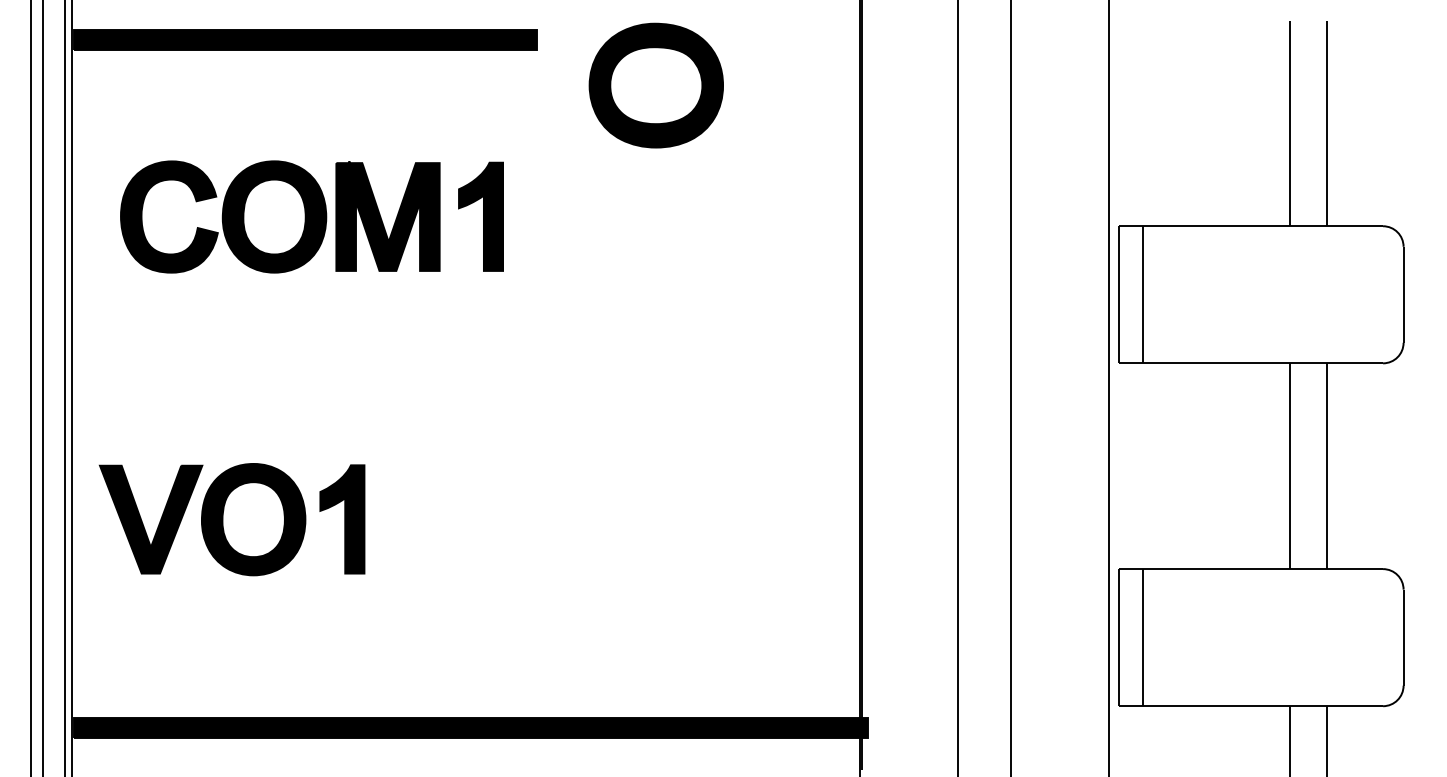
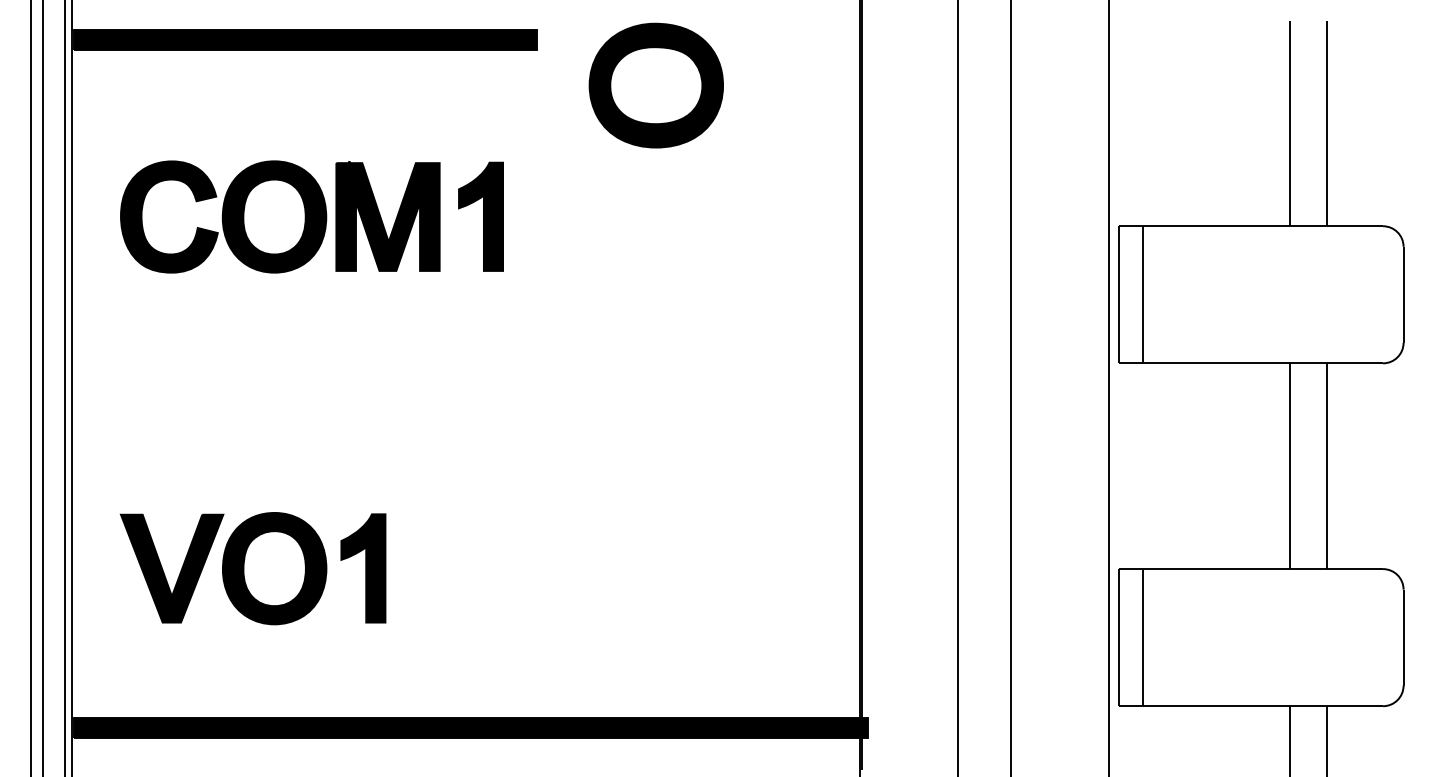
part position: (231, 519) -> (252, 568) (252, 568)
